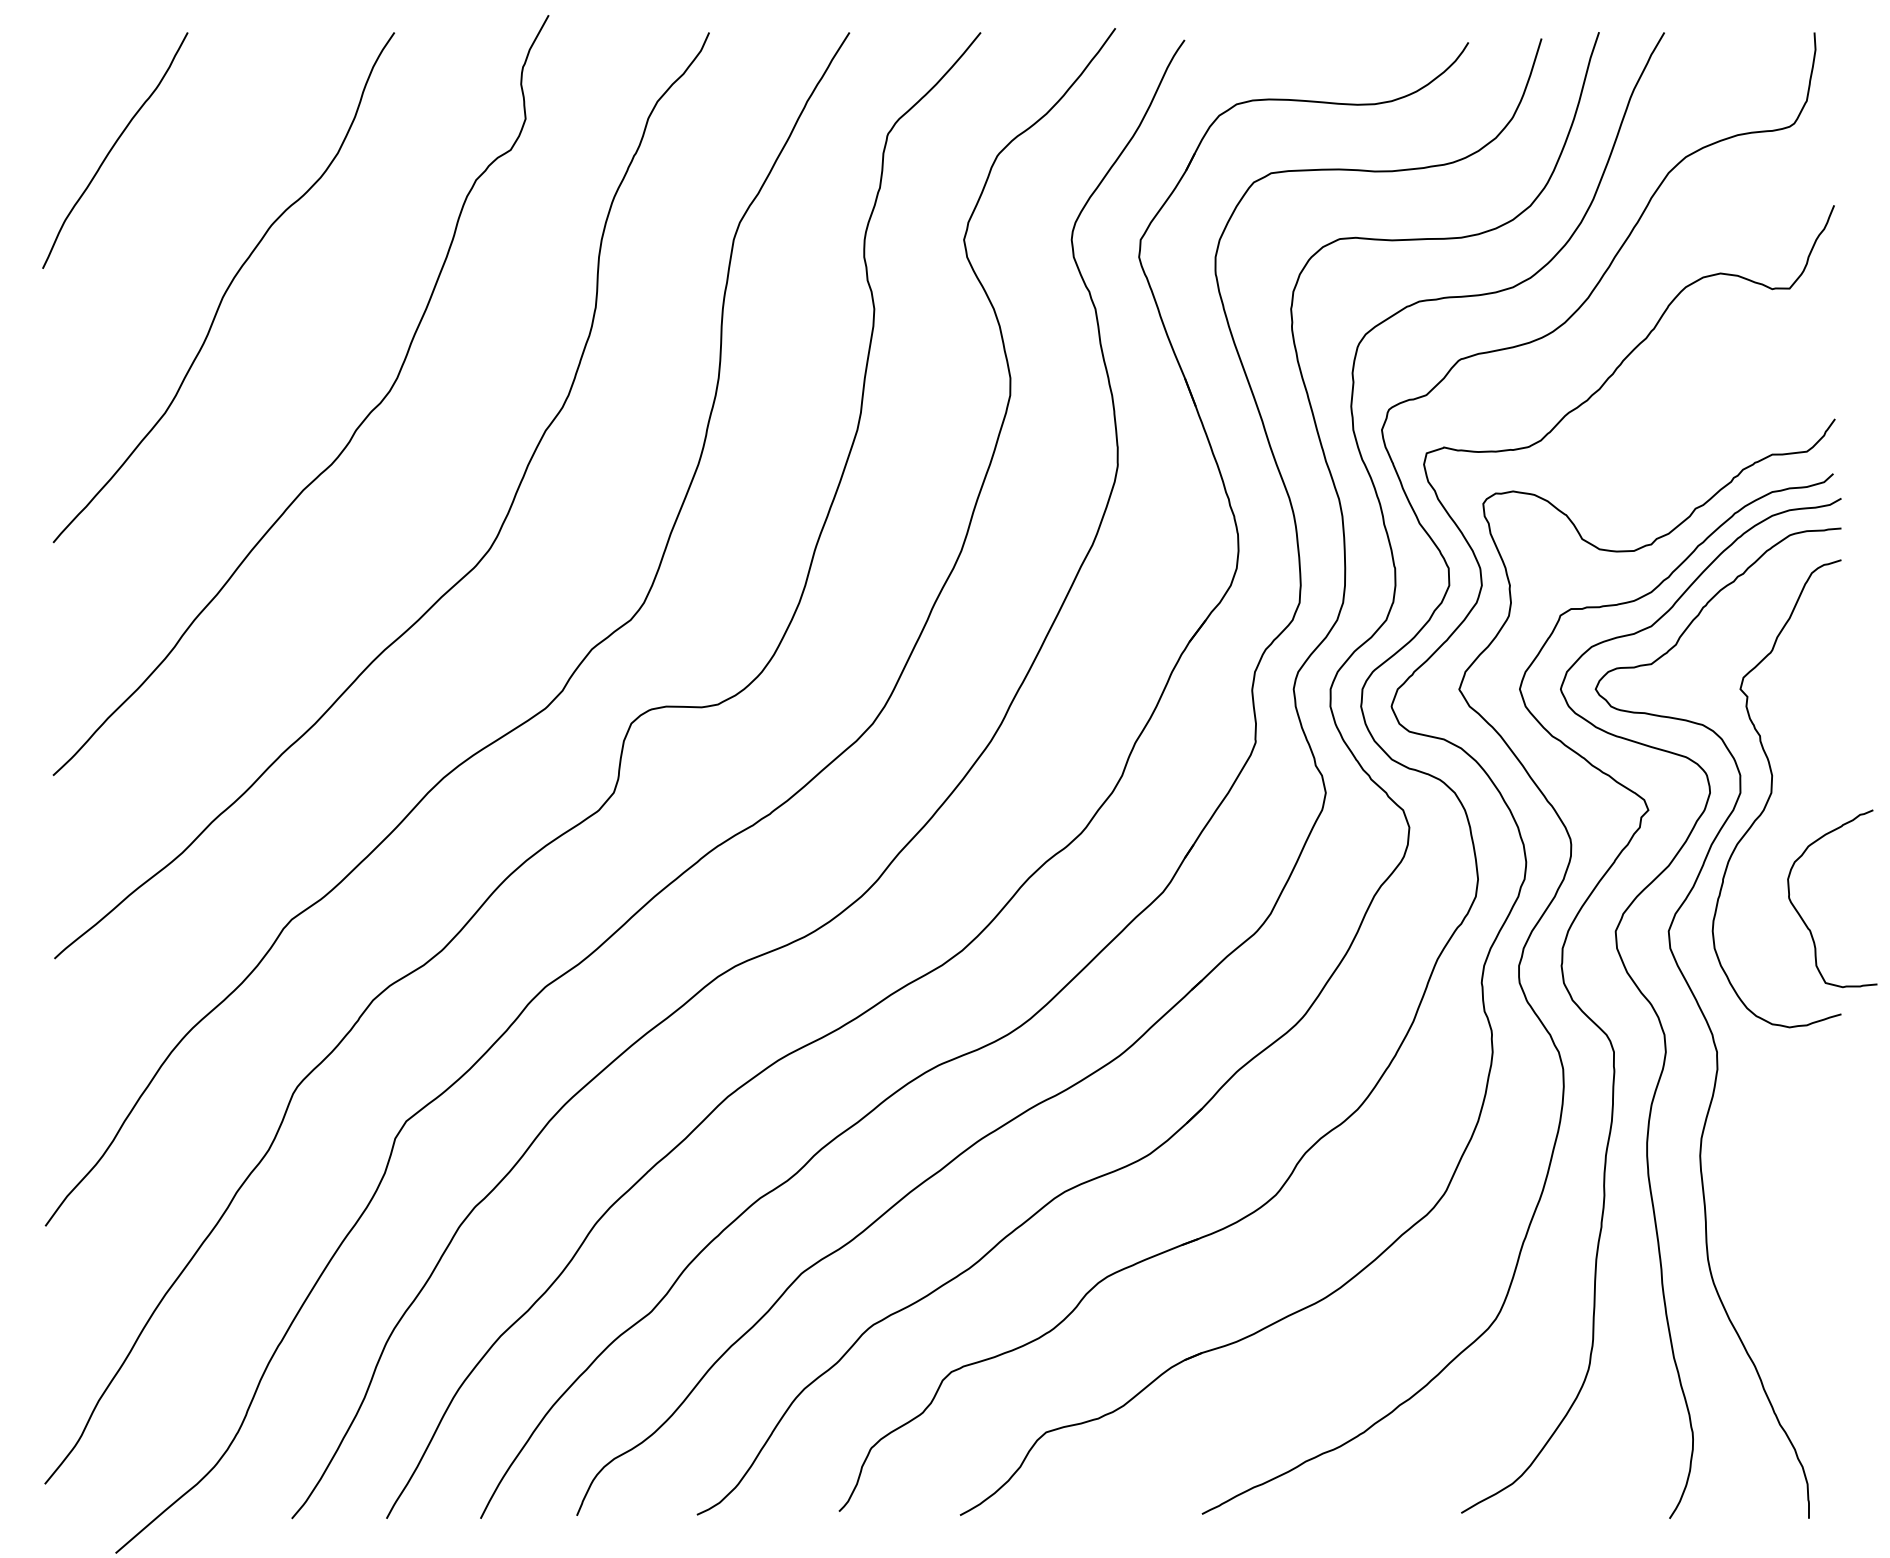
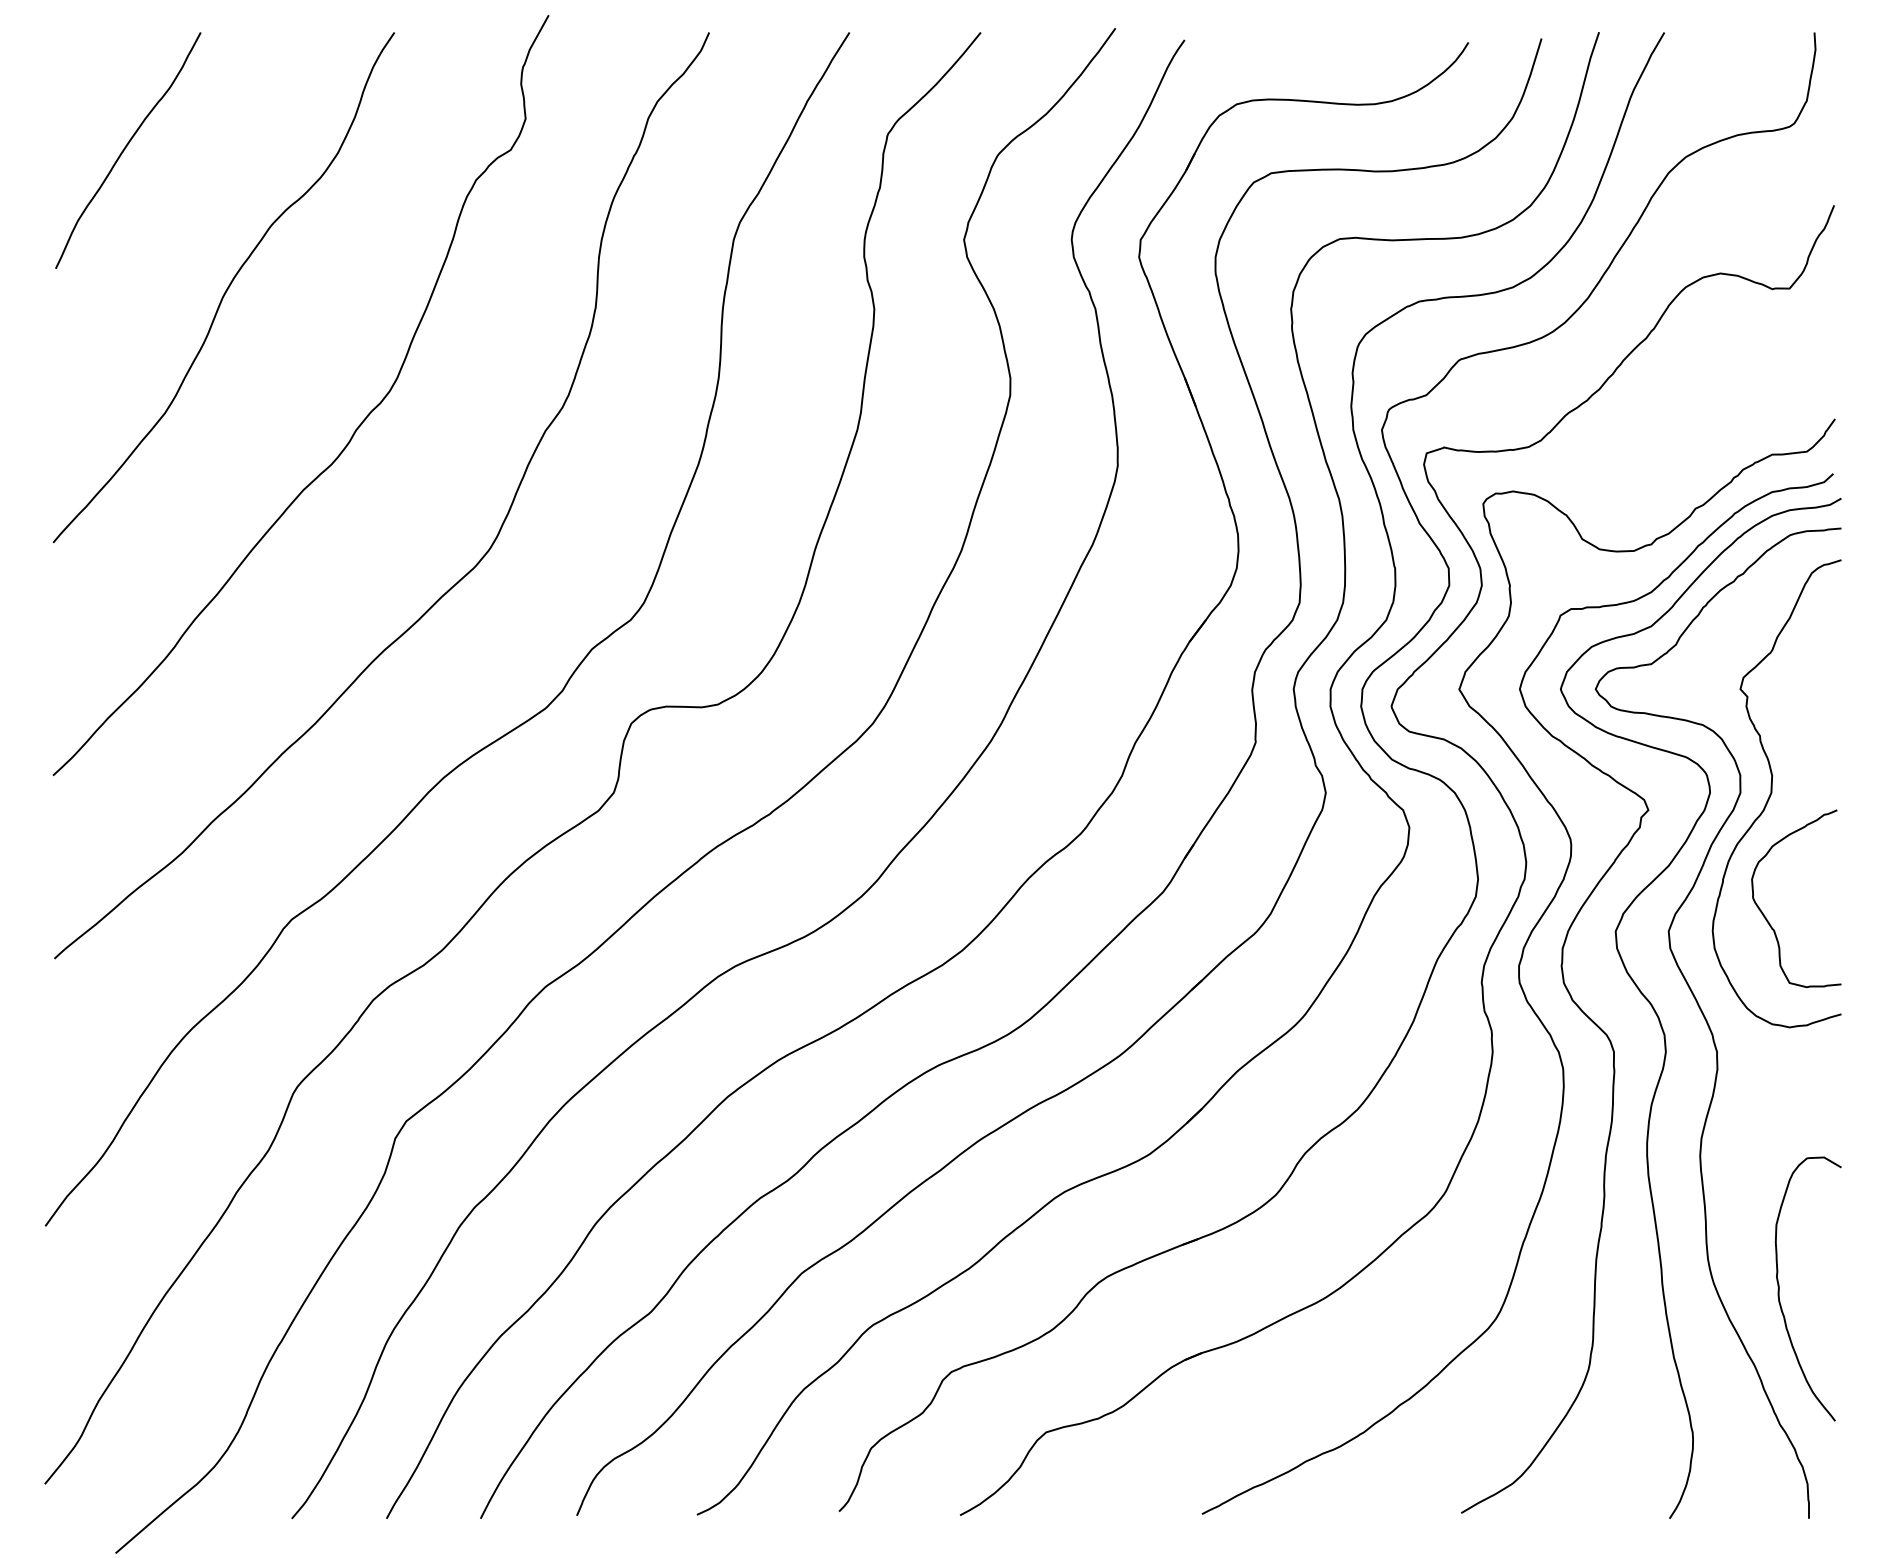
curve position: (112, 149) -> (125, 149) (125, 149)
curve position: (1802, 917) -> (1766, 917) (1766, 917)
curve: none -> present (1779, 1288)
